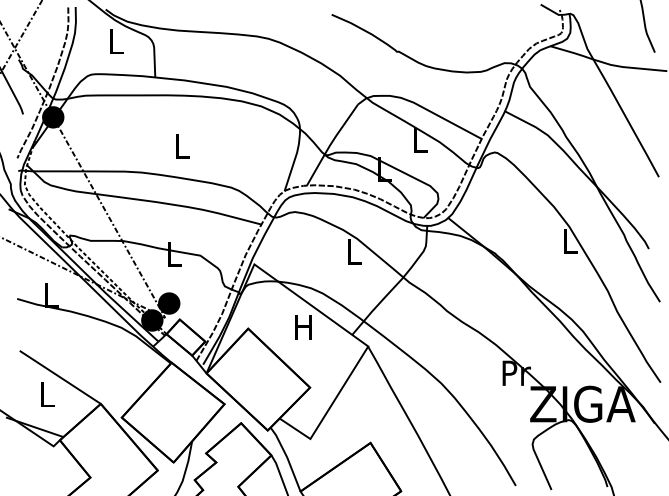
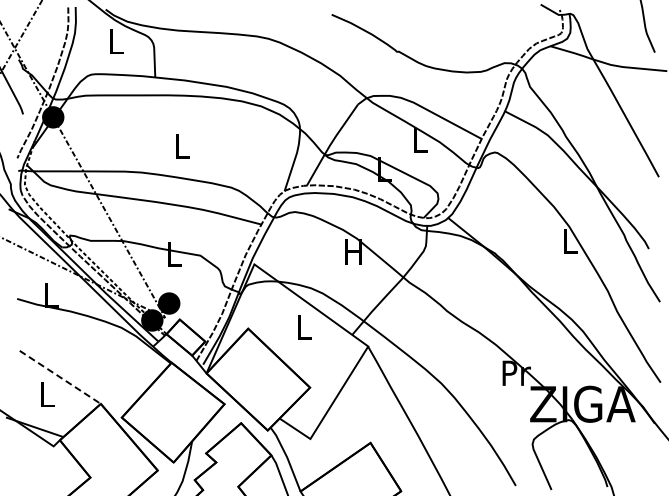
text: L -> H (353, 251)
text: H -> L (303, 327)
line: solid -> dashed (60, 377)
